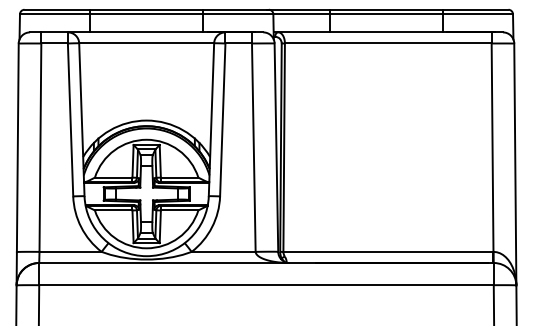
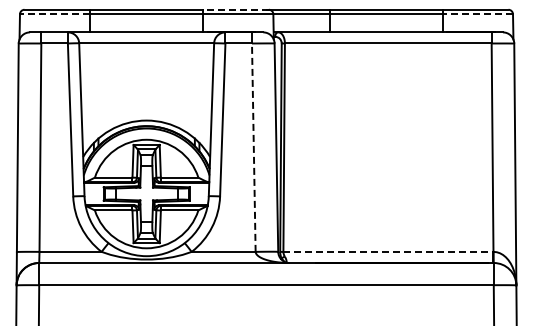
line: solid -> dashed (236, 9)
line: solid -> dashed (54, 14)
line: solid -> dashed (477, 14)
line: solid -> dashed (253, 147)
line: solid -> dashed (388, 251)
